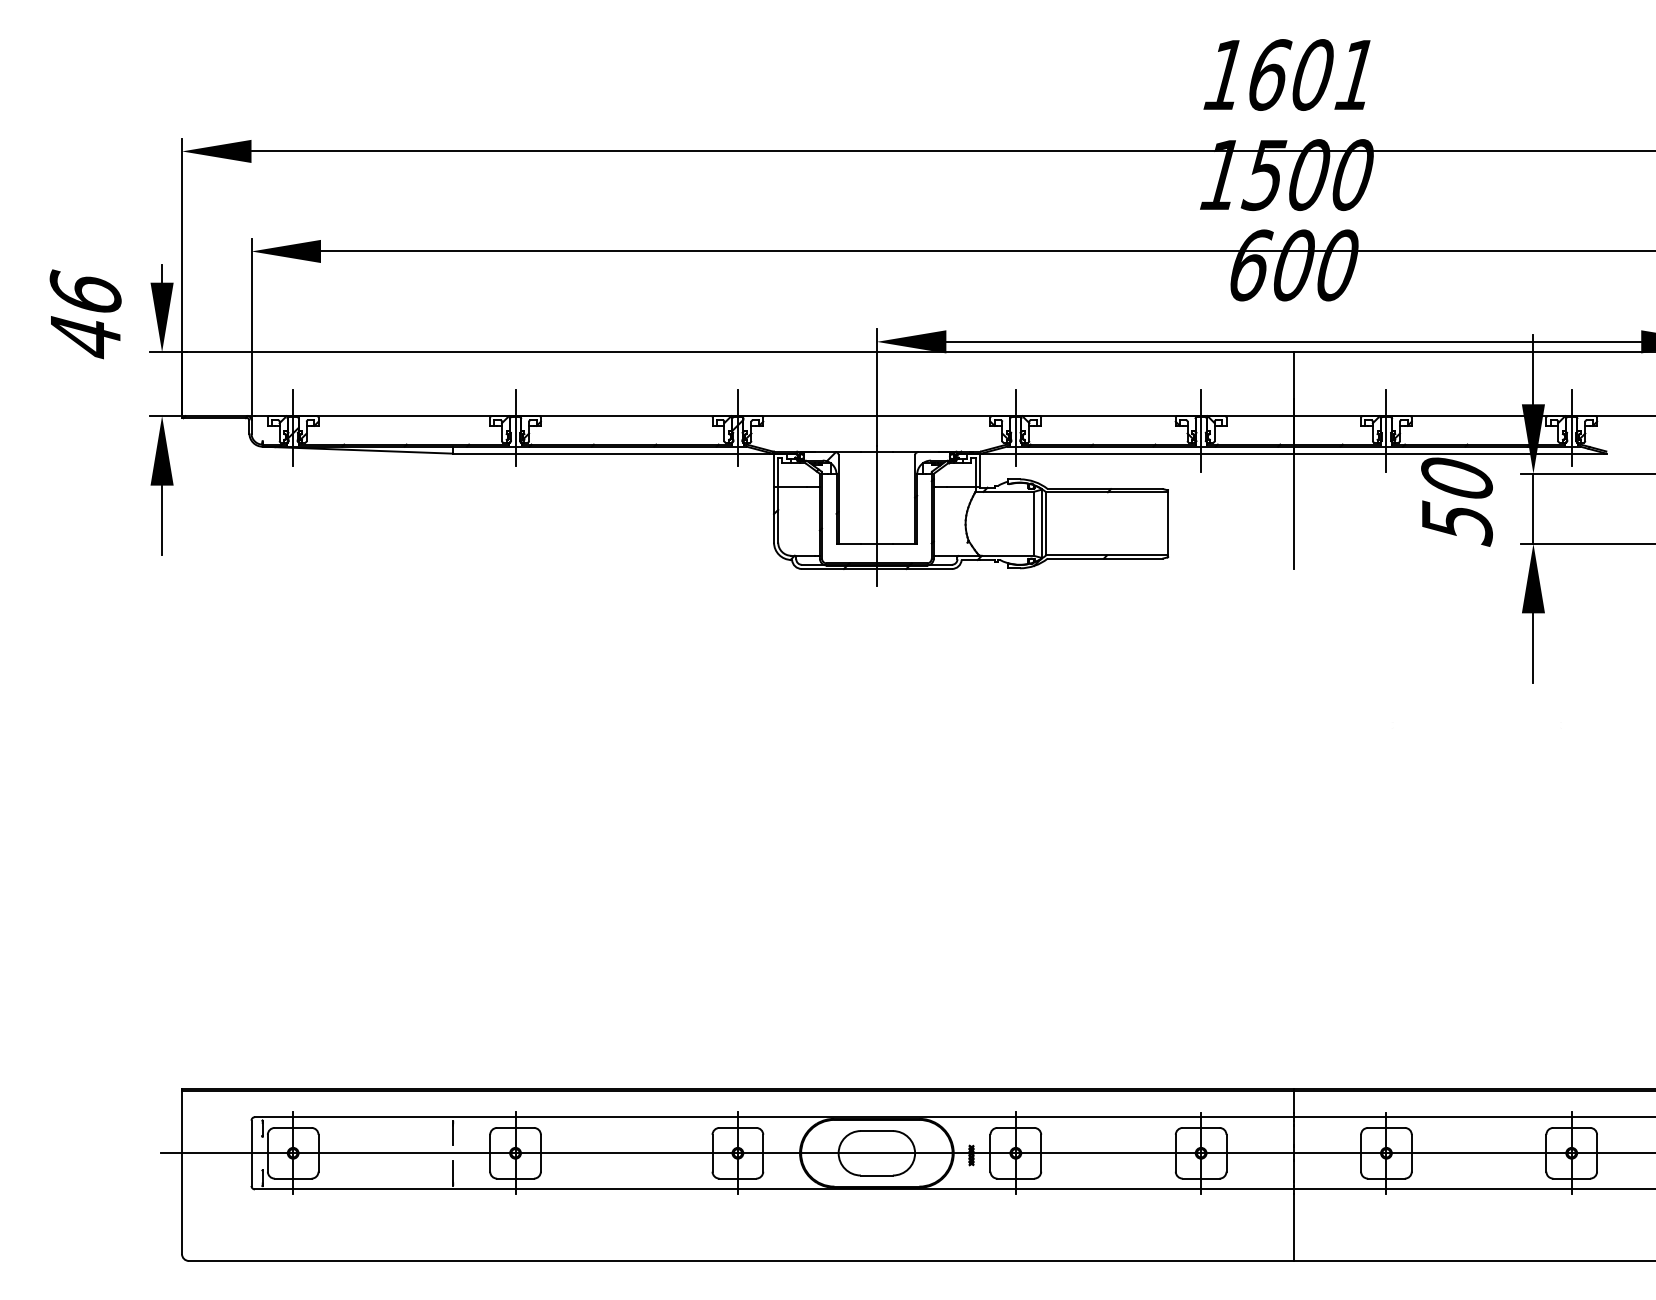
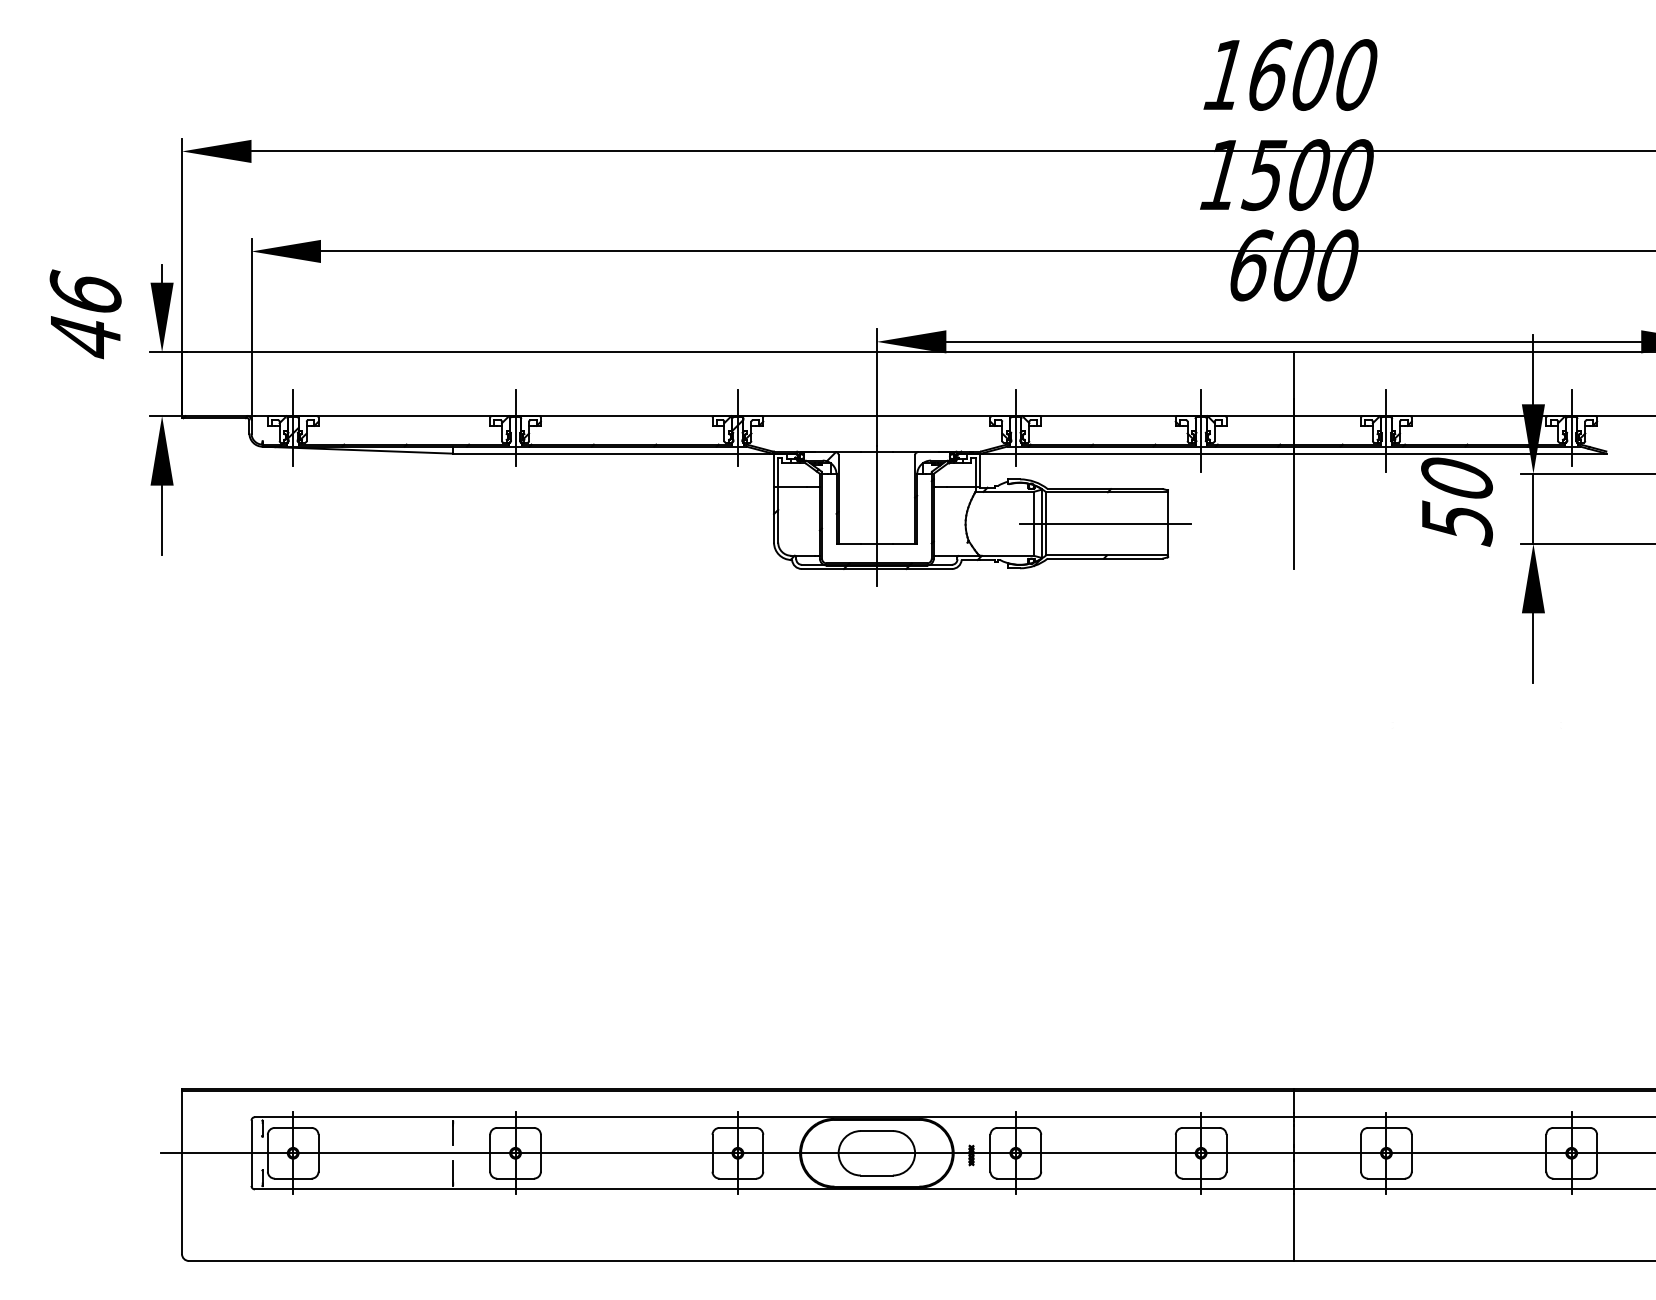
text: 1601 -> 1600 (1355, 74)
line: none -> present (1104, 523)
